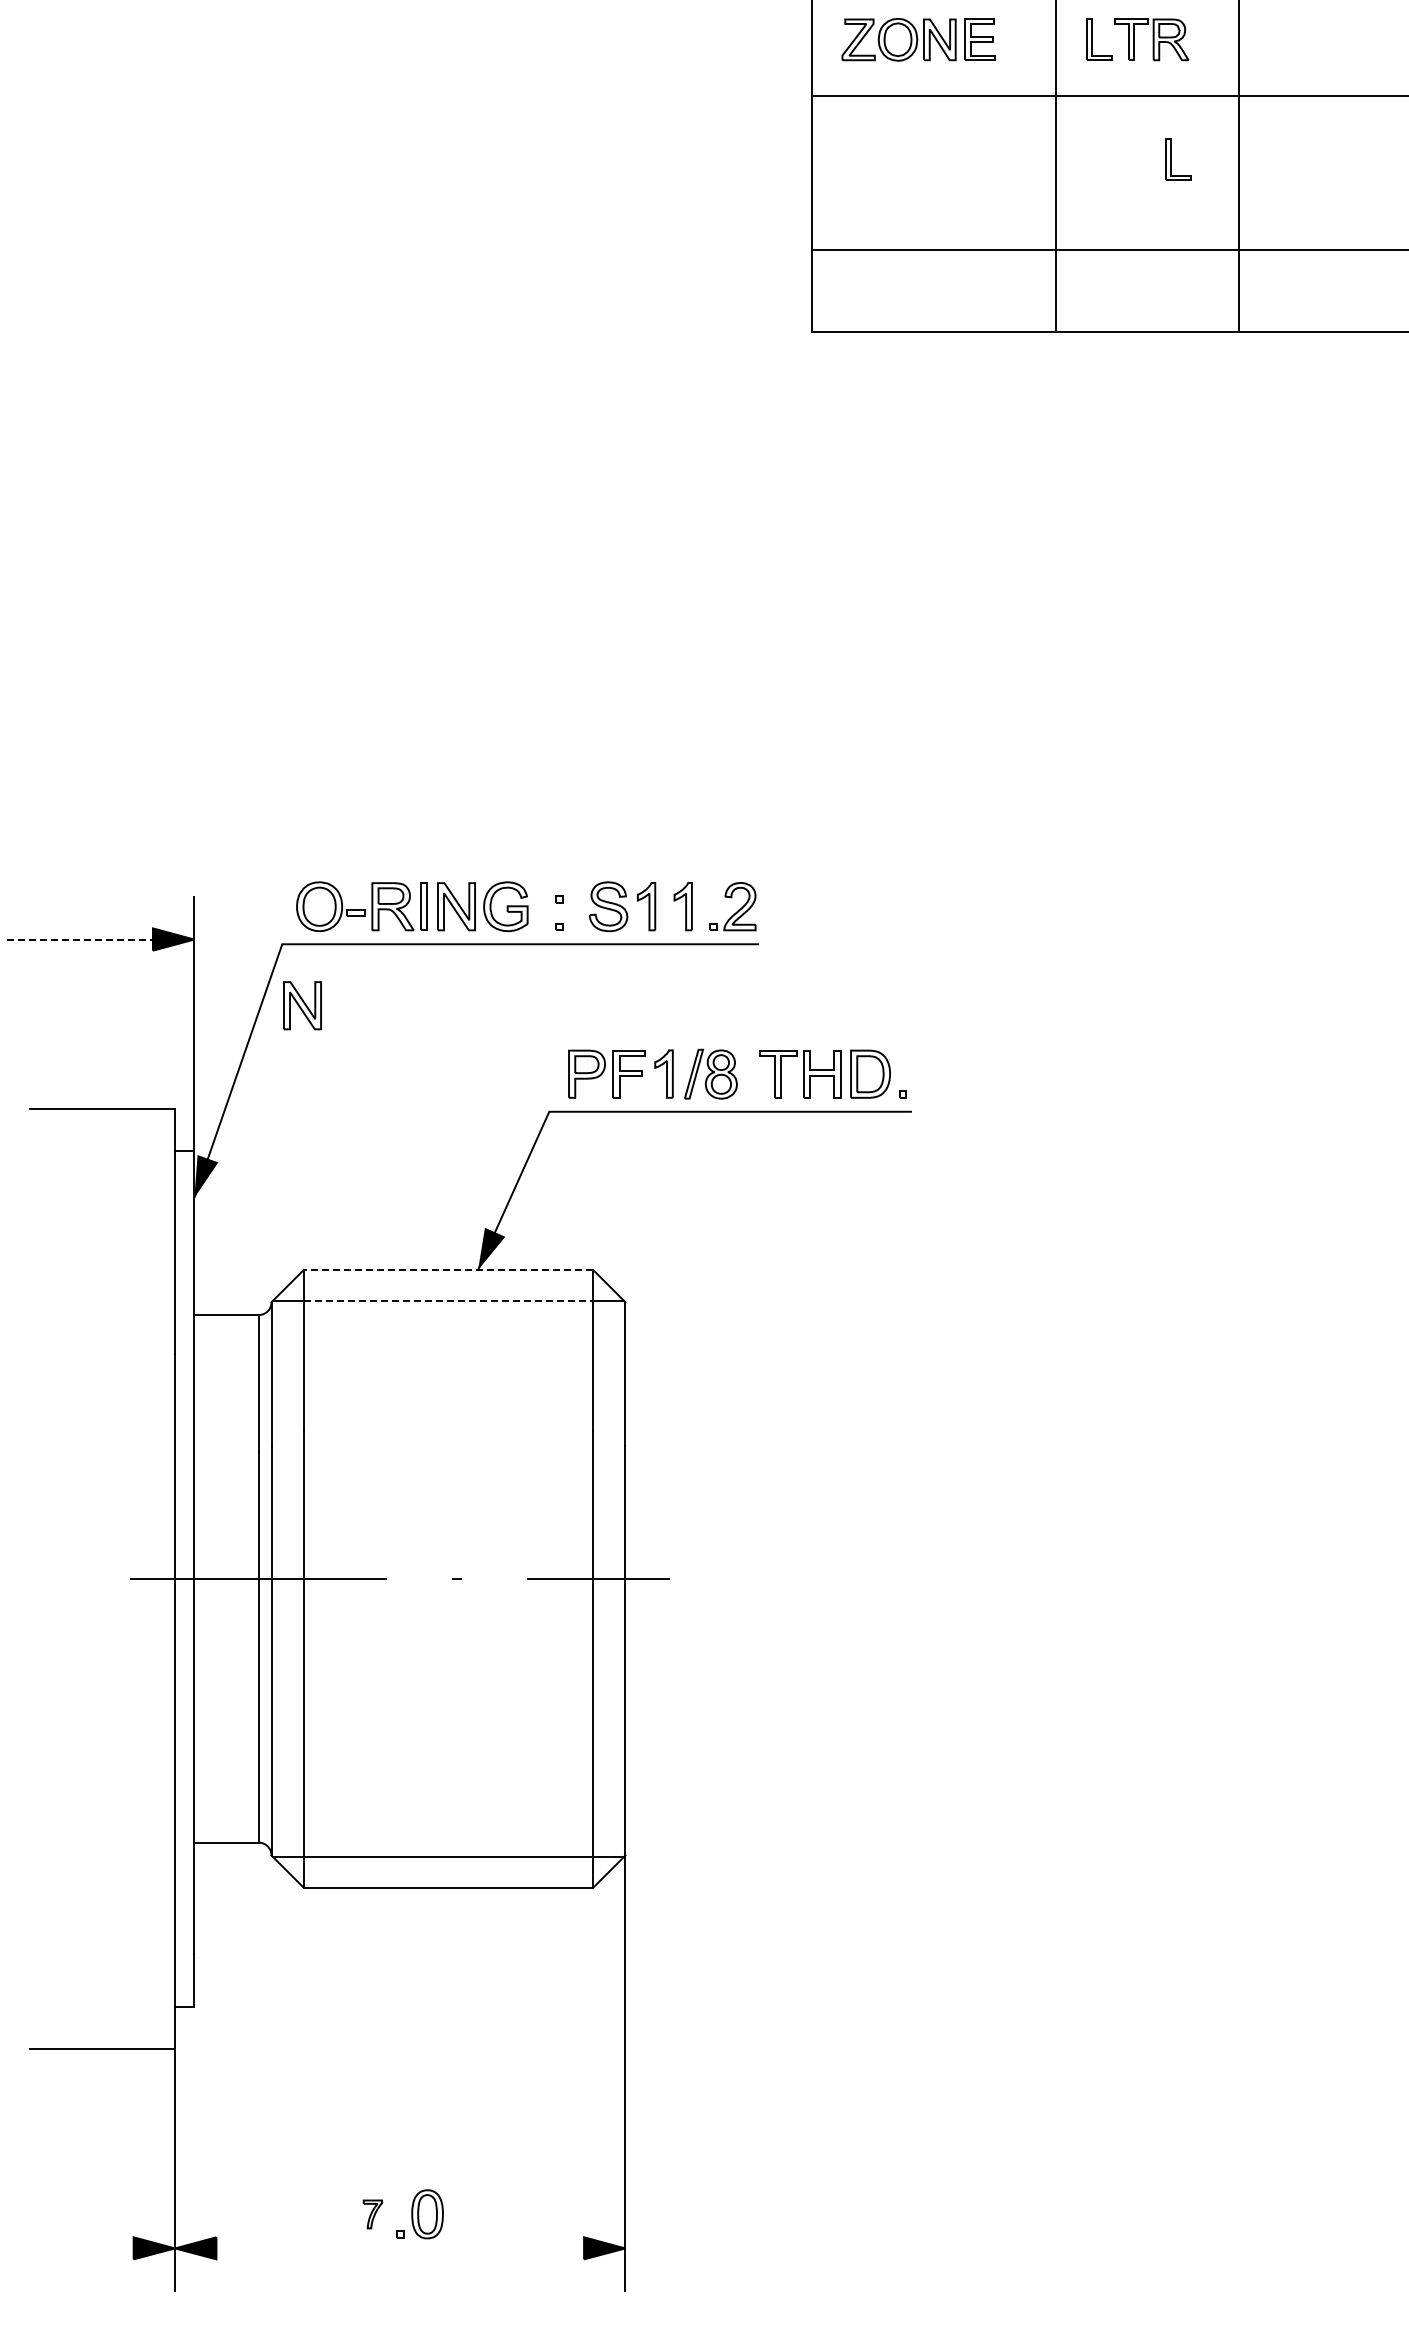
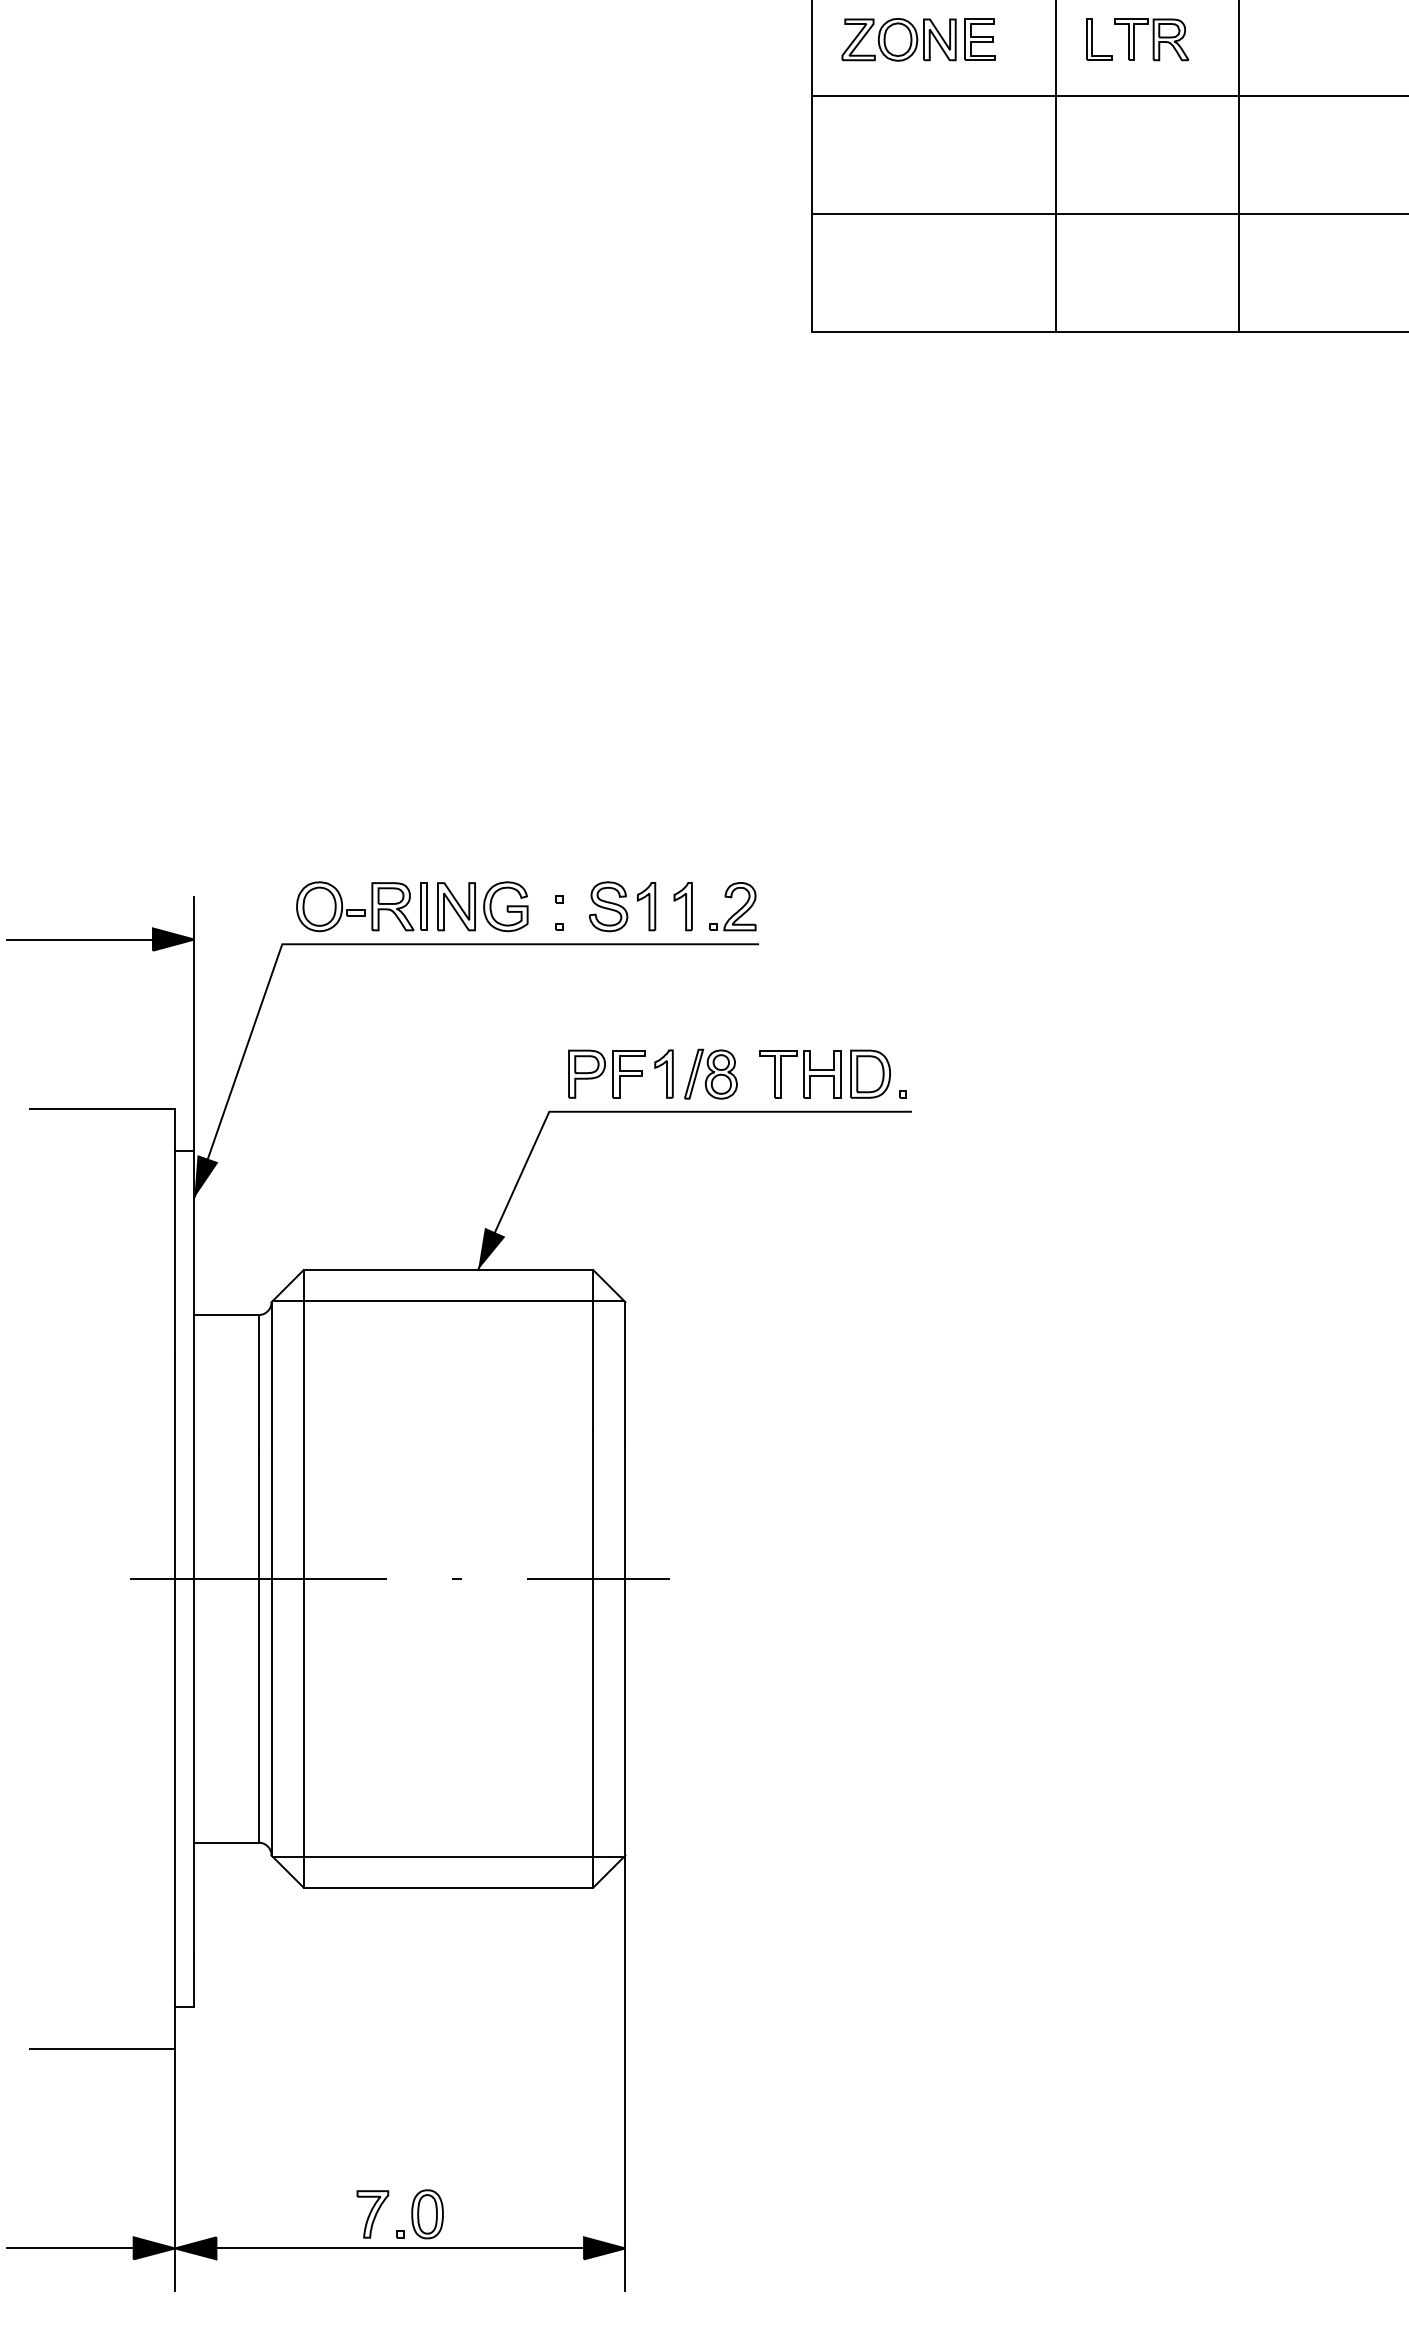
part: present -> none (1171, 159)
line position: (1108, 250) -> (1108, 214) (1108, 214)
line: dashed -> solid (80, 939)
part: present -> none (302, 1005)
line: dashed -> solid (448, 1270)
line: dashed -> solid (448, 1300)
part size: 21x31 px -> 34x49 px (372, 2214)
line: none -> present (70, 2248)
line: none -> present (400, 2248)
